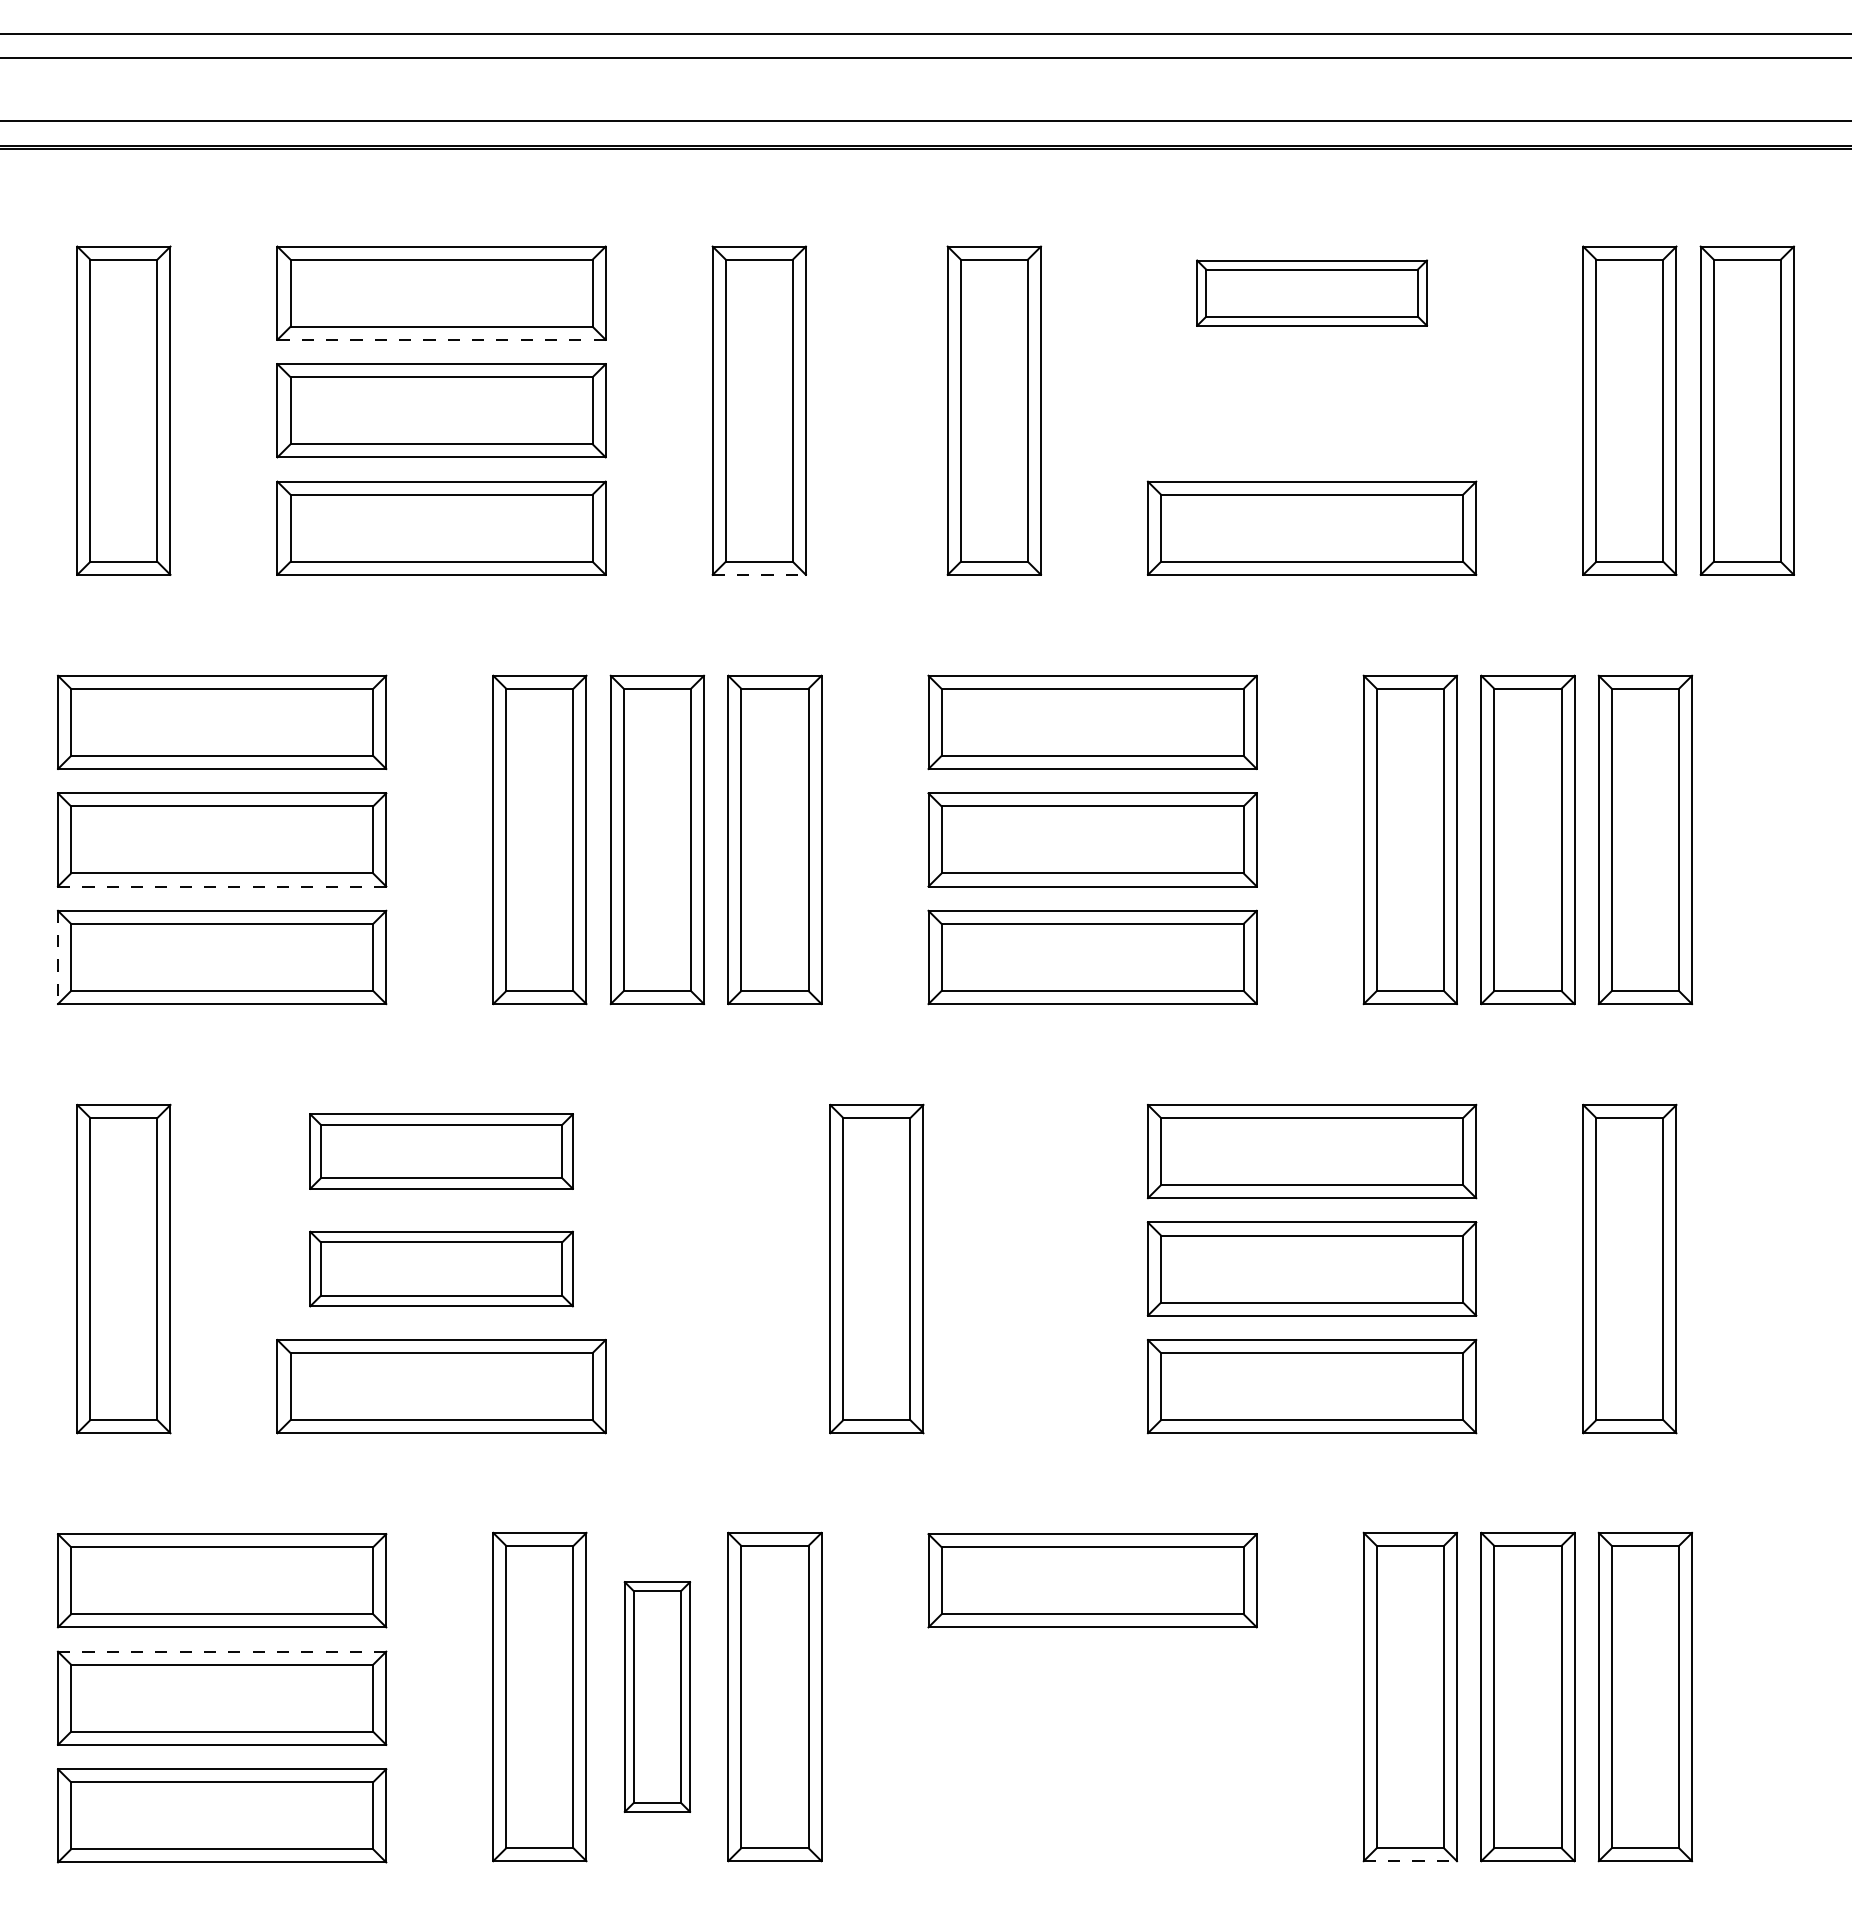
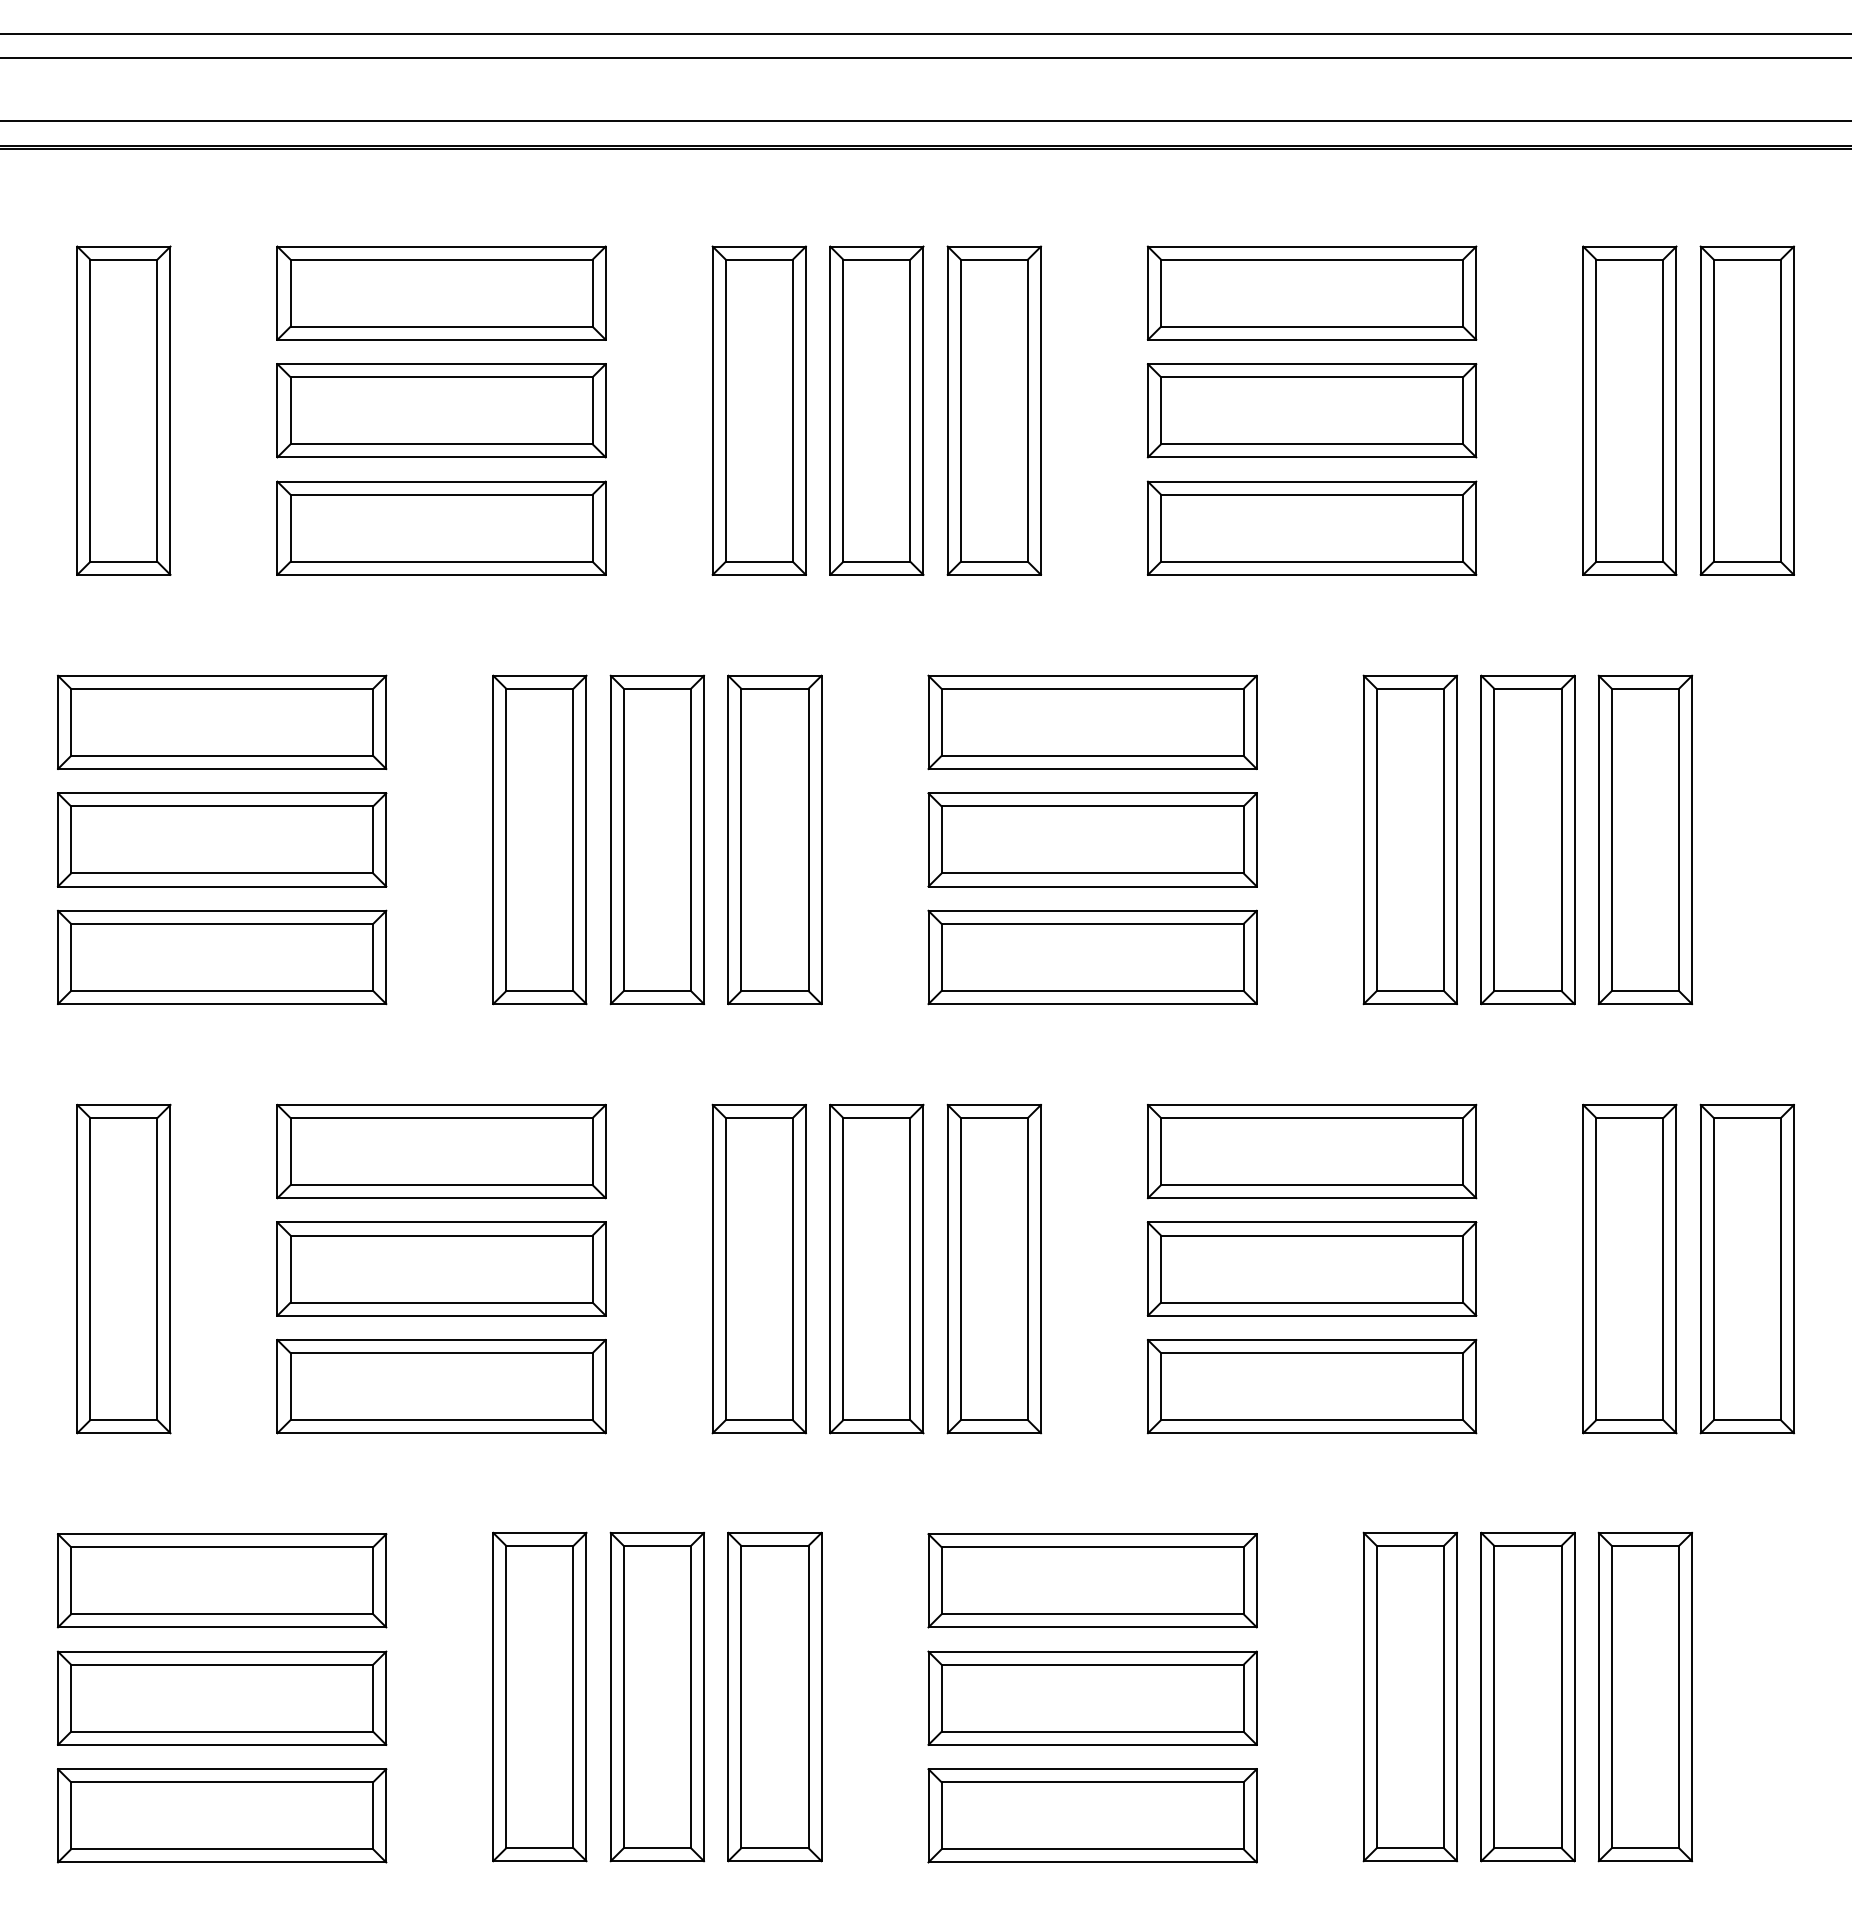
part size: 232x68 px -> 332x96 px (1311, 292)
line: dashed -> solid (442, 339)
part: none -> present (876, 410)
part: none -> present (1311, 410)
line: dashed -> solid (759, 574)
line: dashed -> solid (222, 886)
line: dashed -> solid (58, 957)
part size: 265x77 px -> 331x97 px (441, 1151)
part size: 265x78 px -> 331x96 px (441, 1268)
part: none -> present (758, 1268)
part: none -> present (993, 1268)
part: none -> present (1746, 1268)
line: dashed -> solid (221, 1651)
part size: 69x232 px -> 97x332 px (657, 1696)
part: none -> present (1092, 1697)
part: none -> present (1092, 1815)
line: dashed -> solid (1410, 1861)
